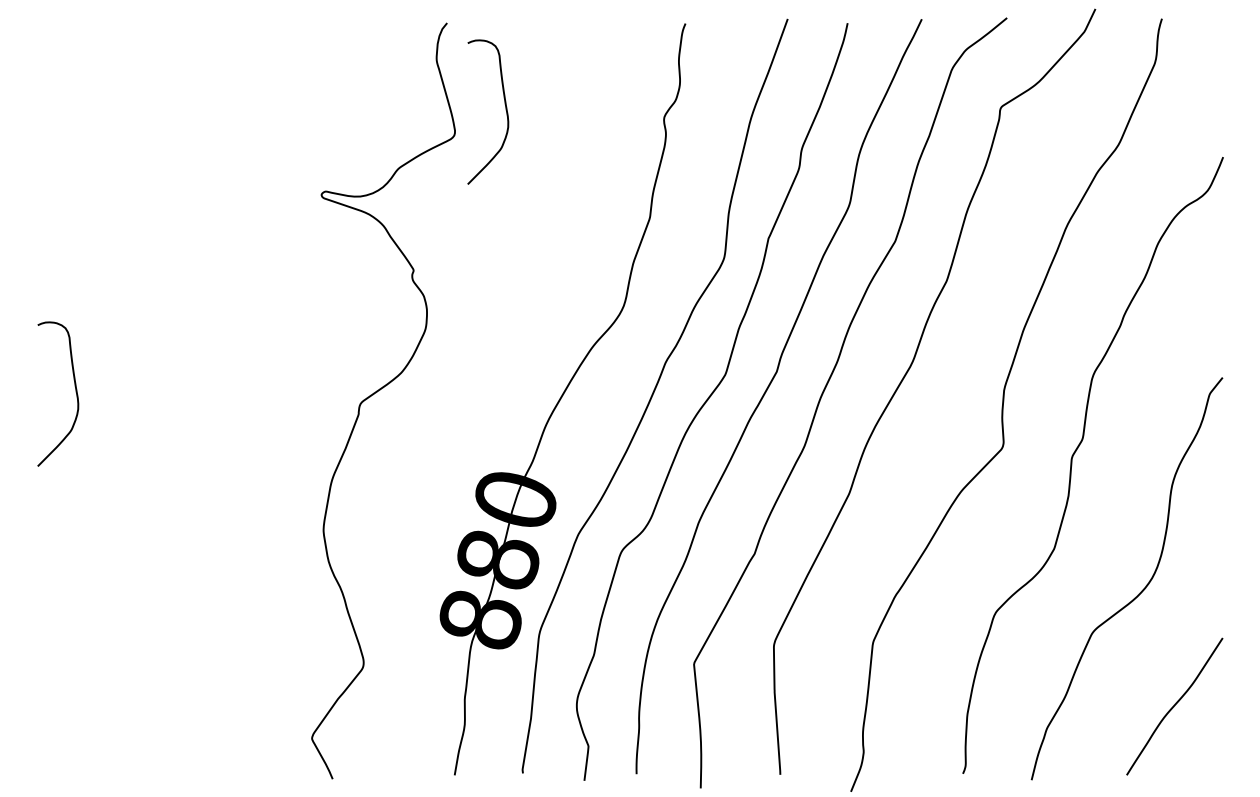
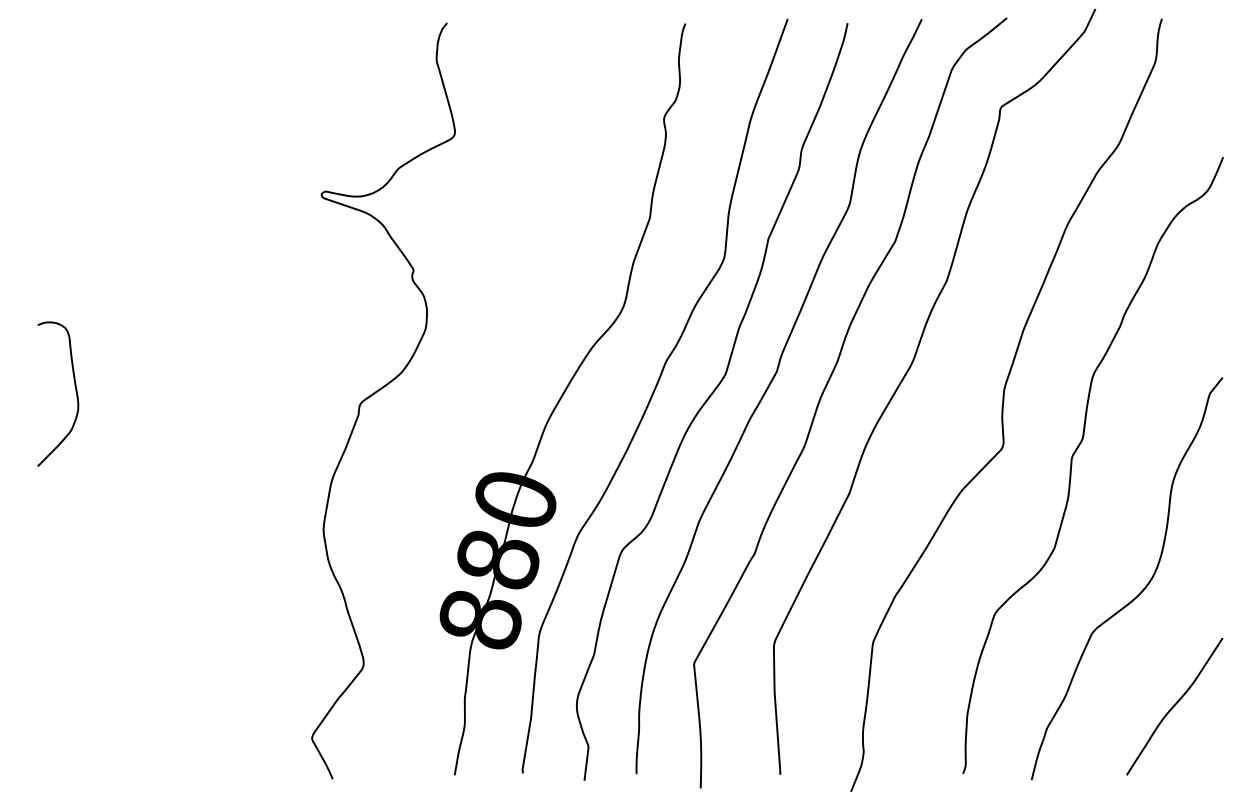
curve: present -> none (505, 110)
